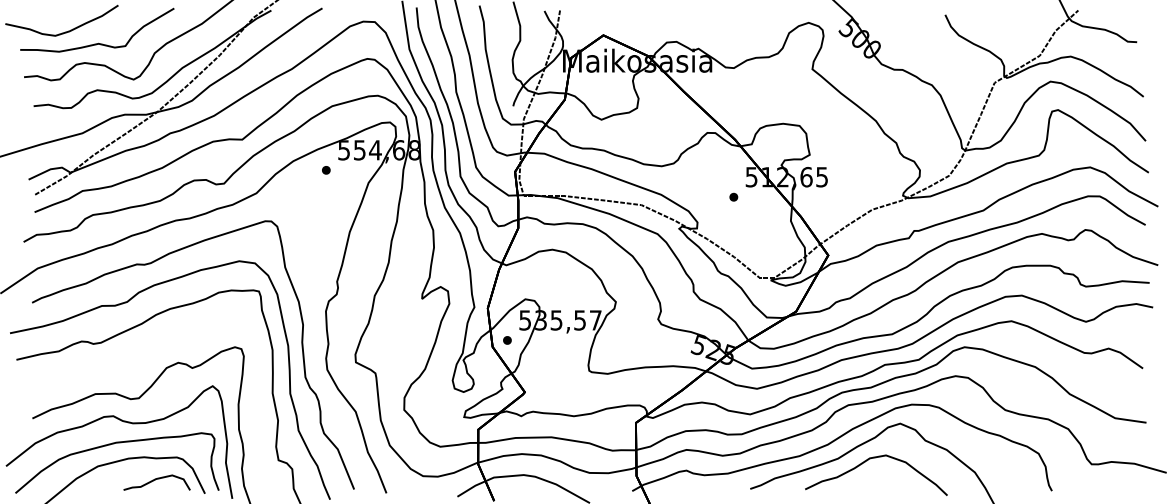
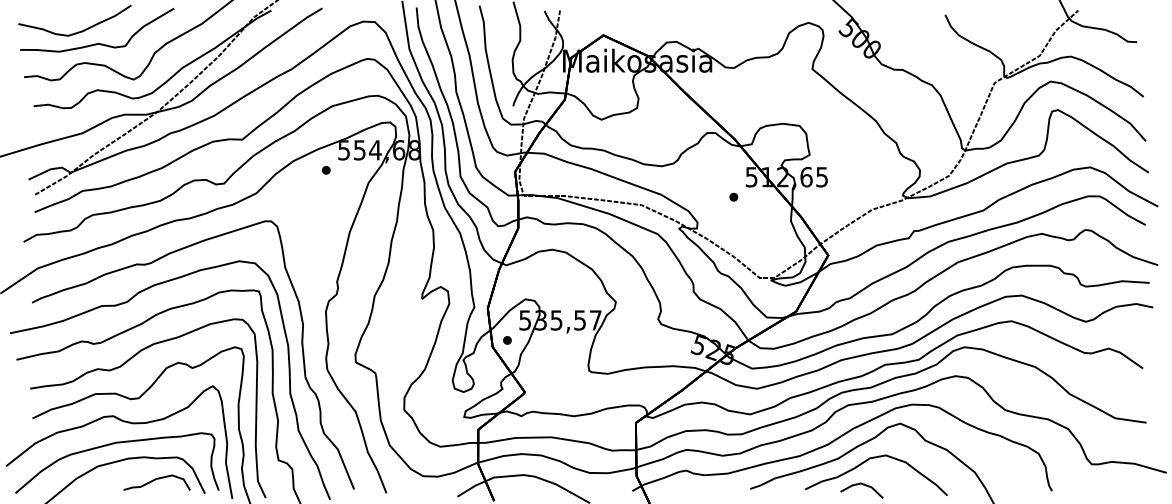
curve position: (65, 31) -> (78, 31) (78, 31)
curve: none -> present (122, 366)
line: none -> present (863, 485)
